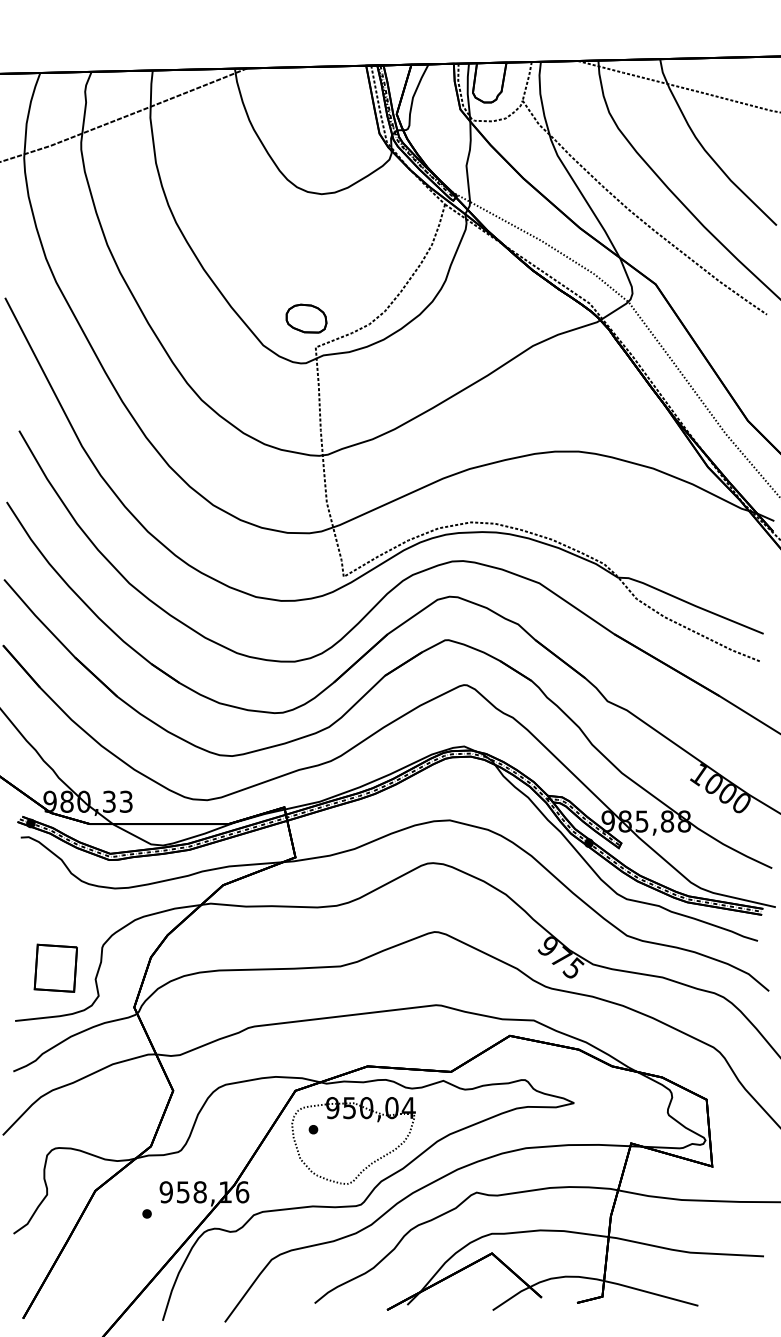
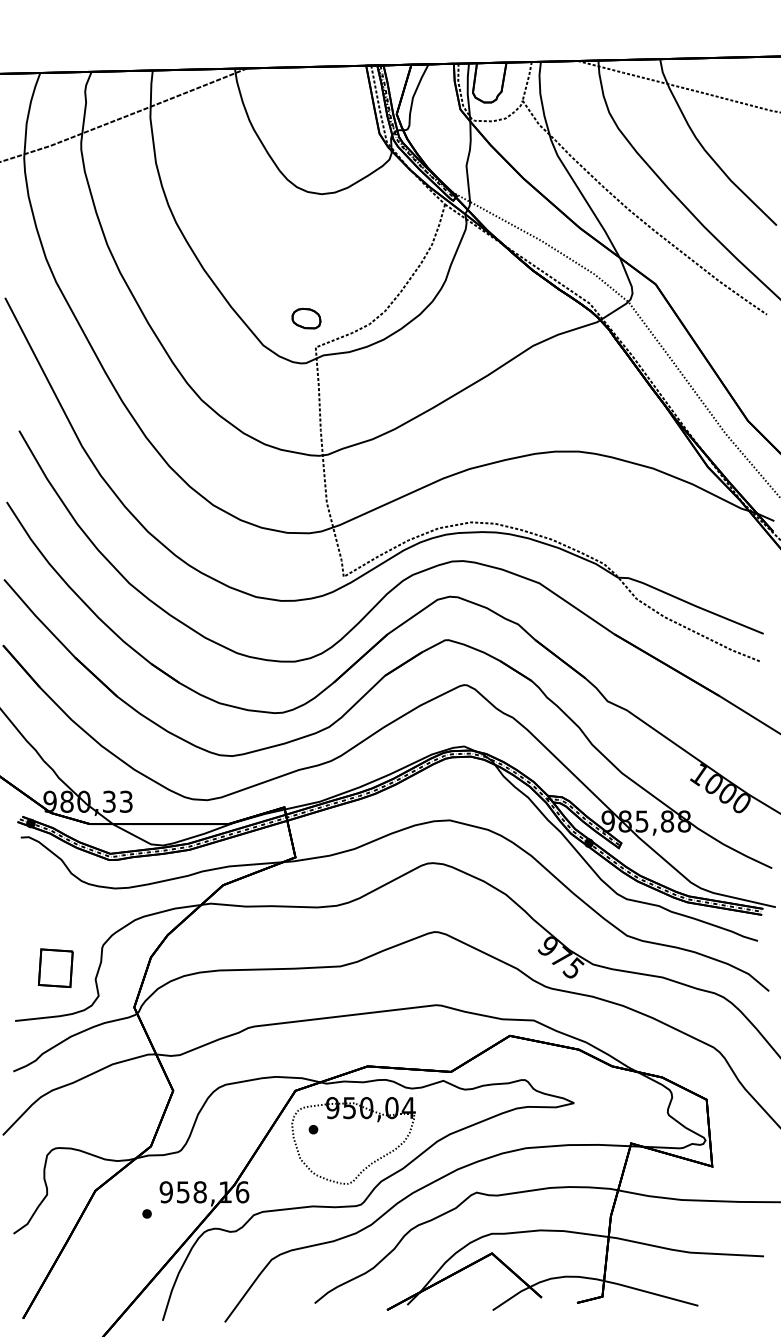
part size: 43x31 px -> 31x23 px (306, 318)
part size: 45x50 px -> 37x40 px (55, 967)
